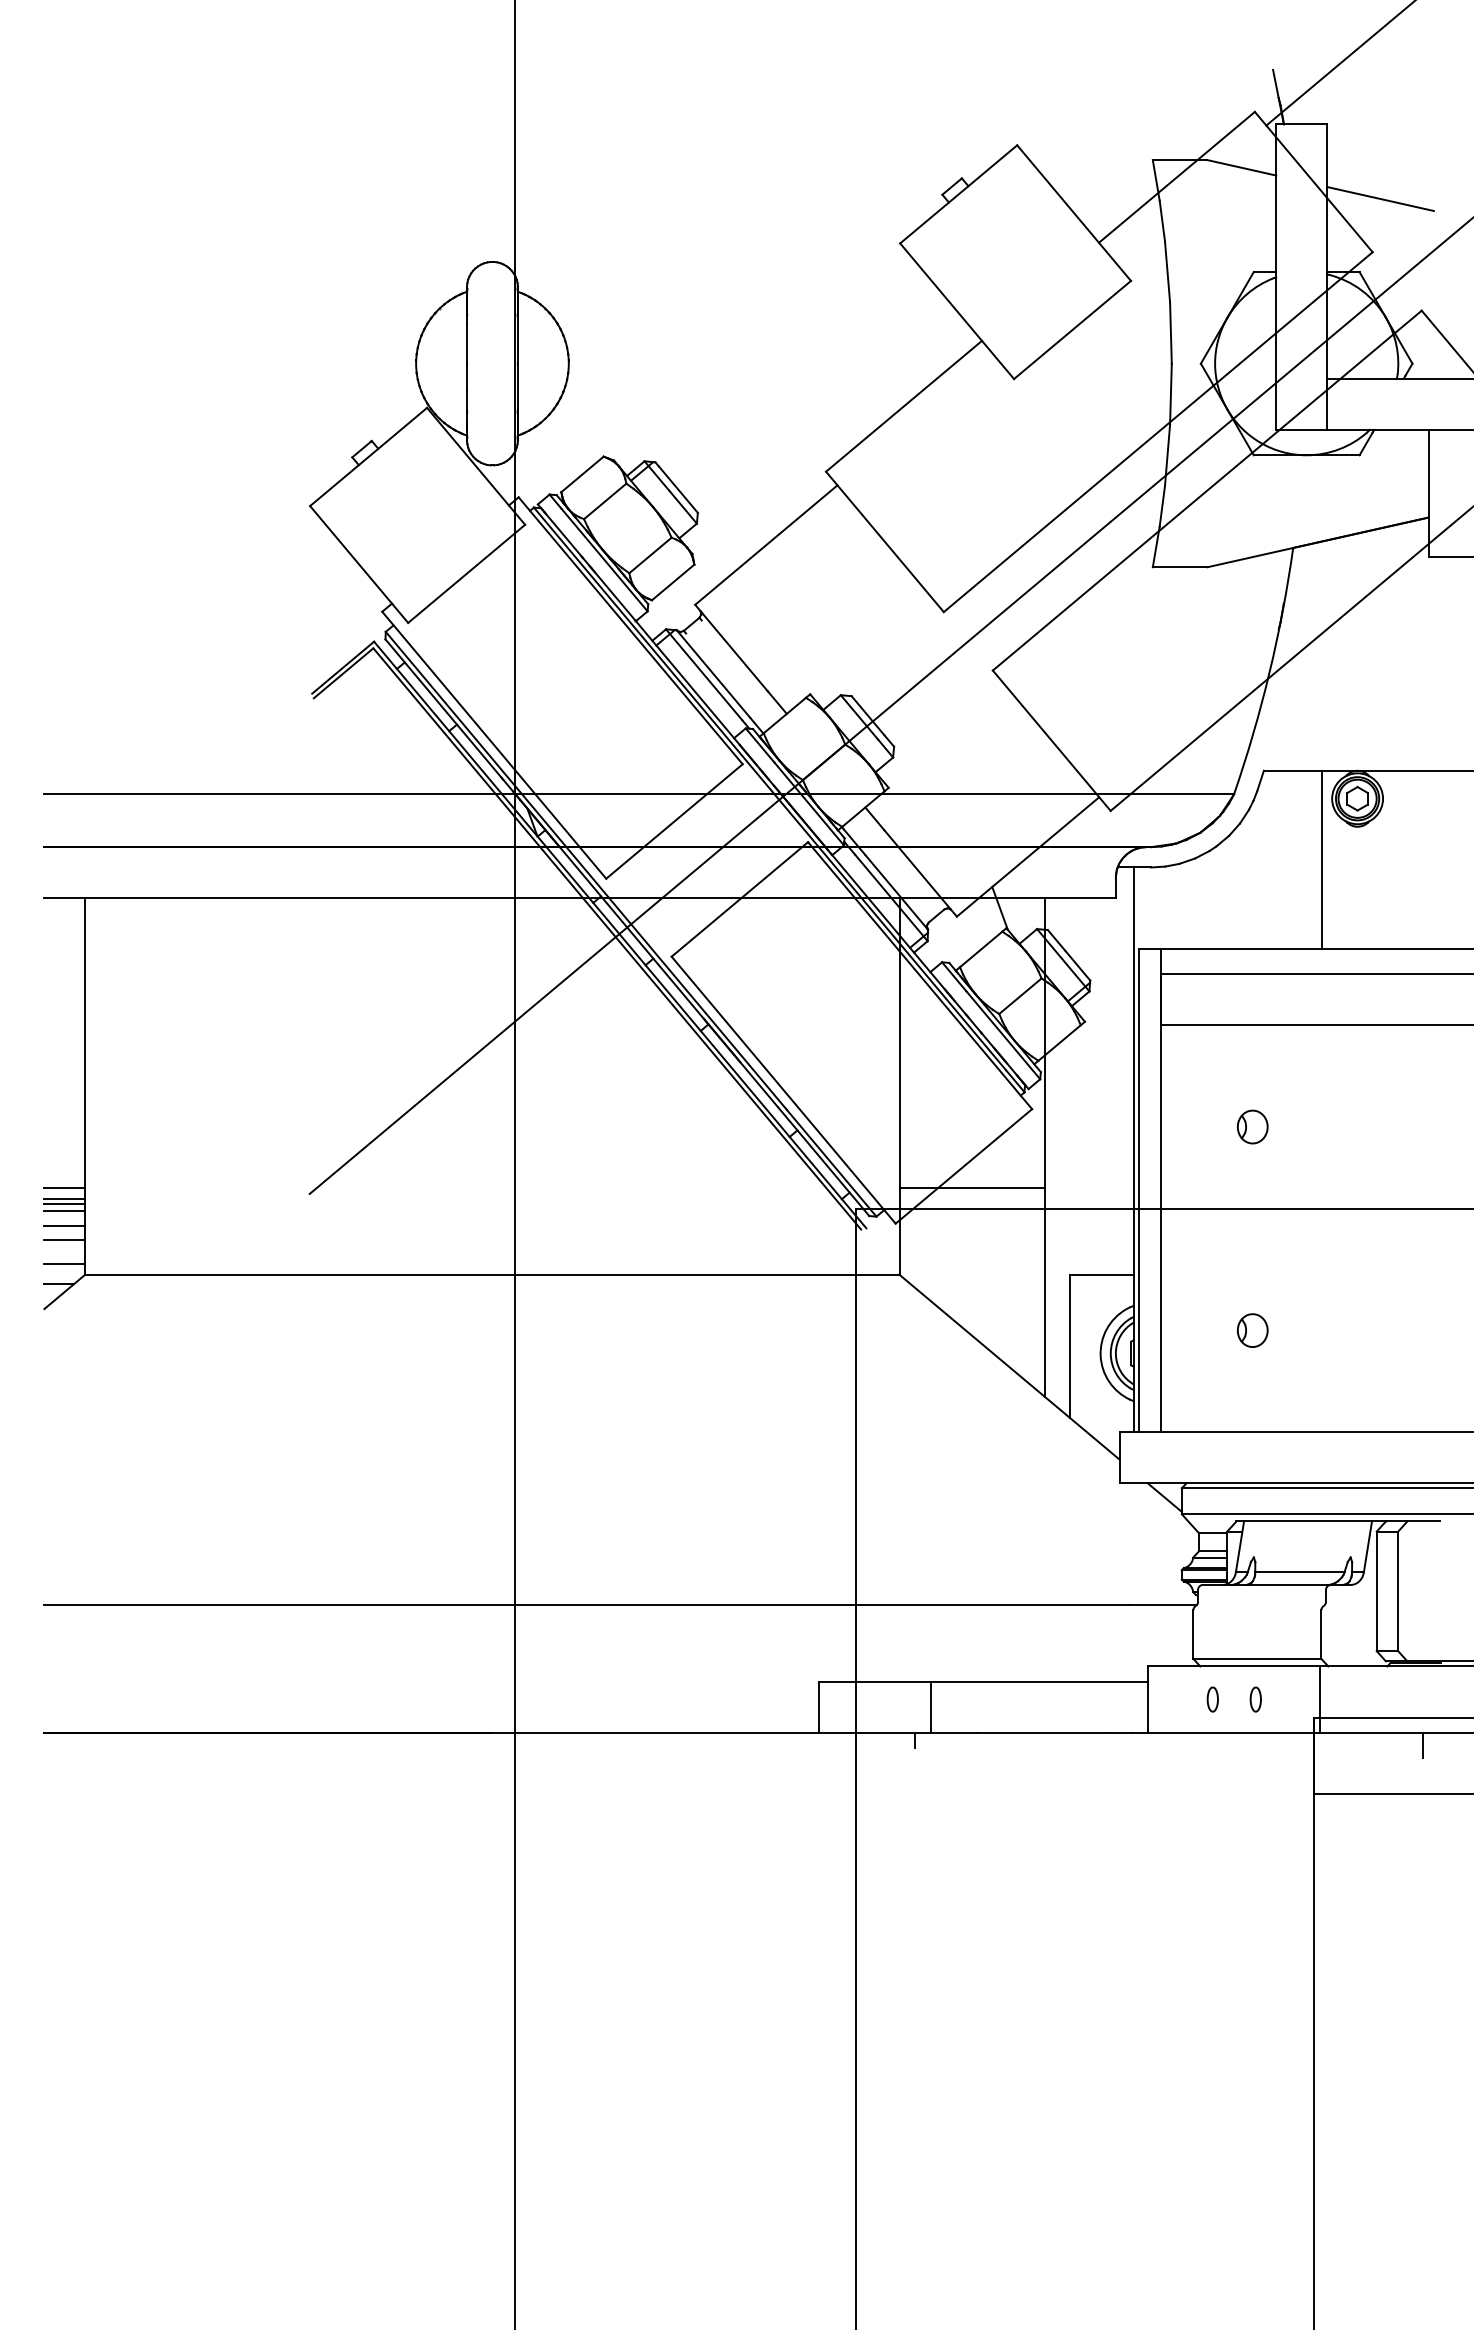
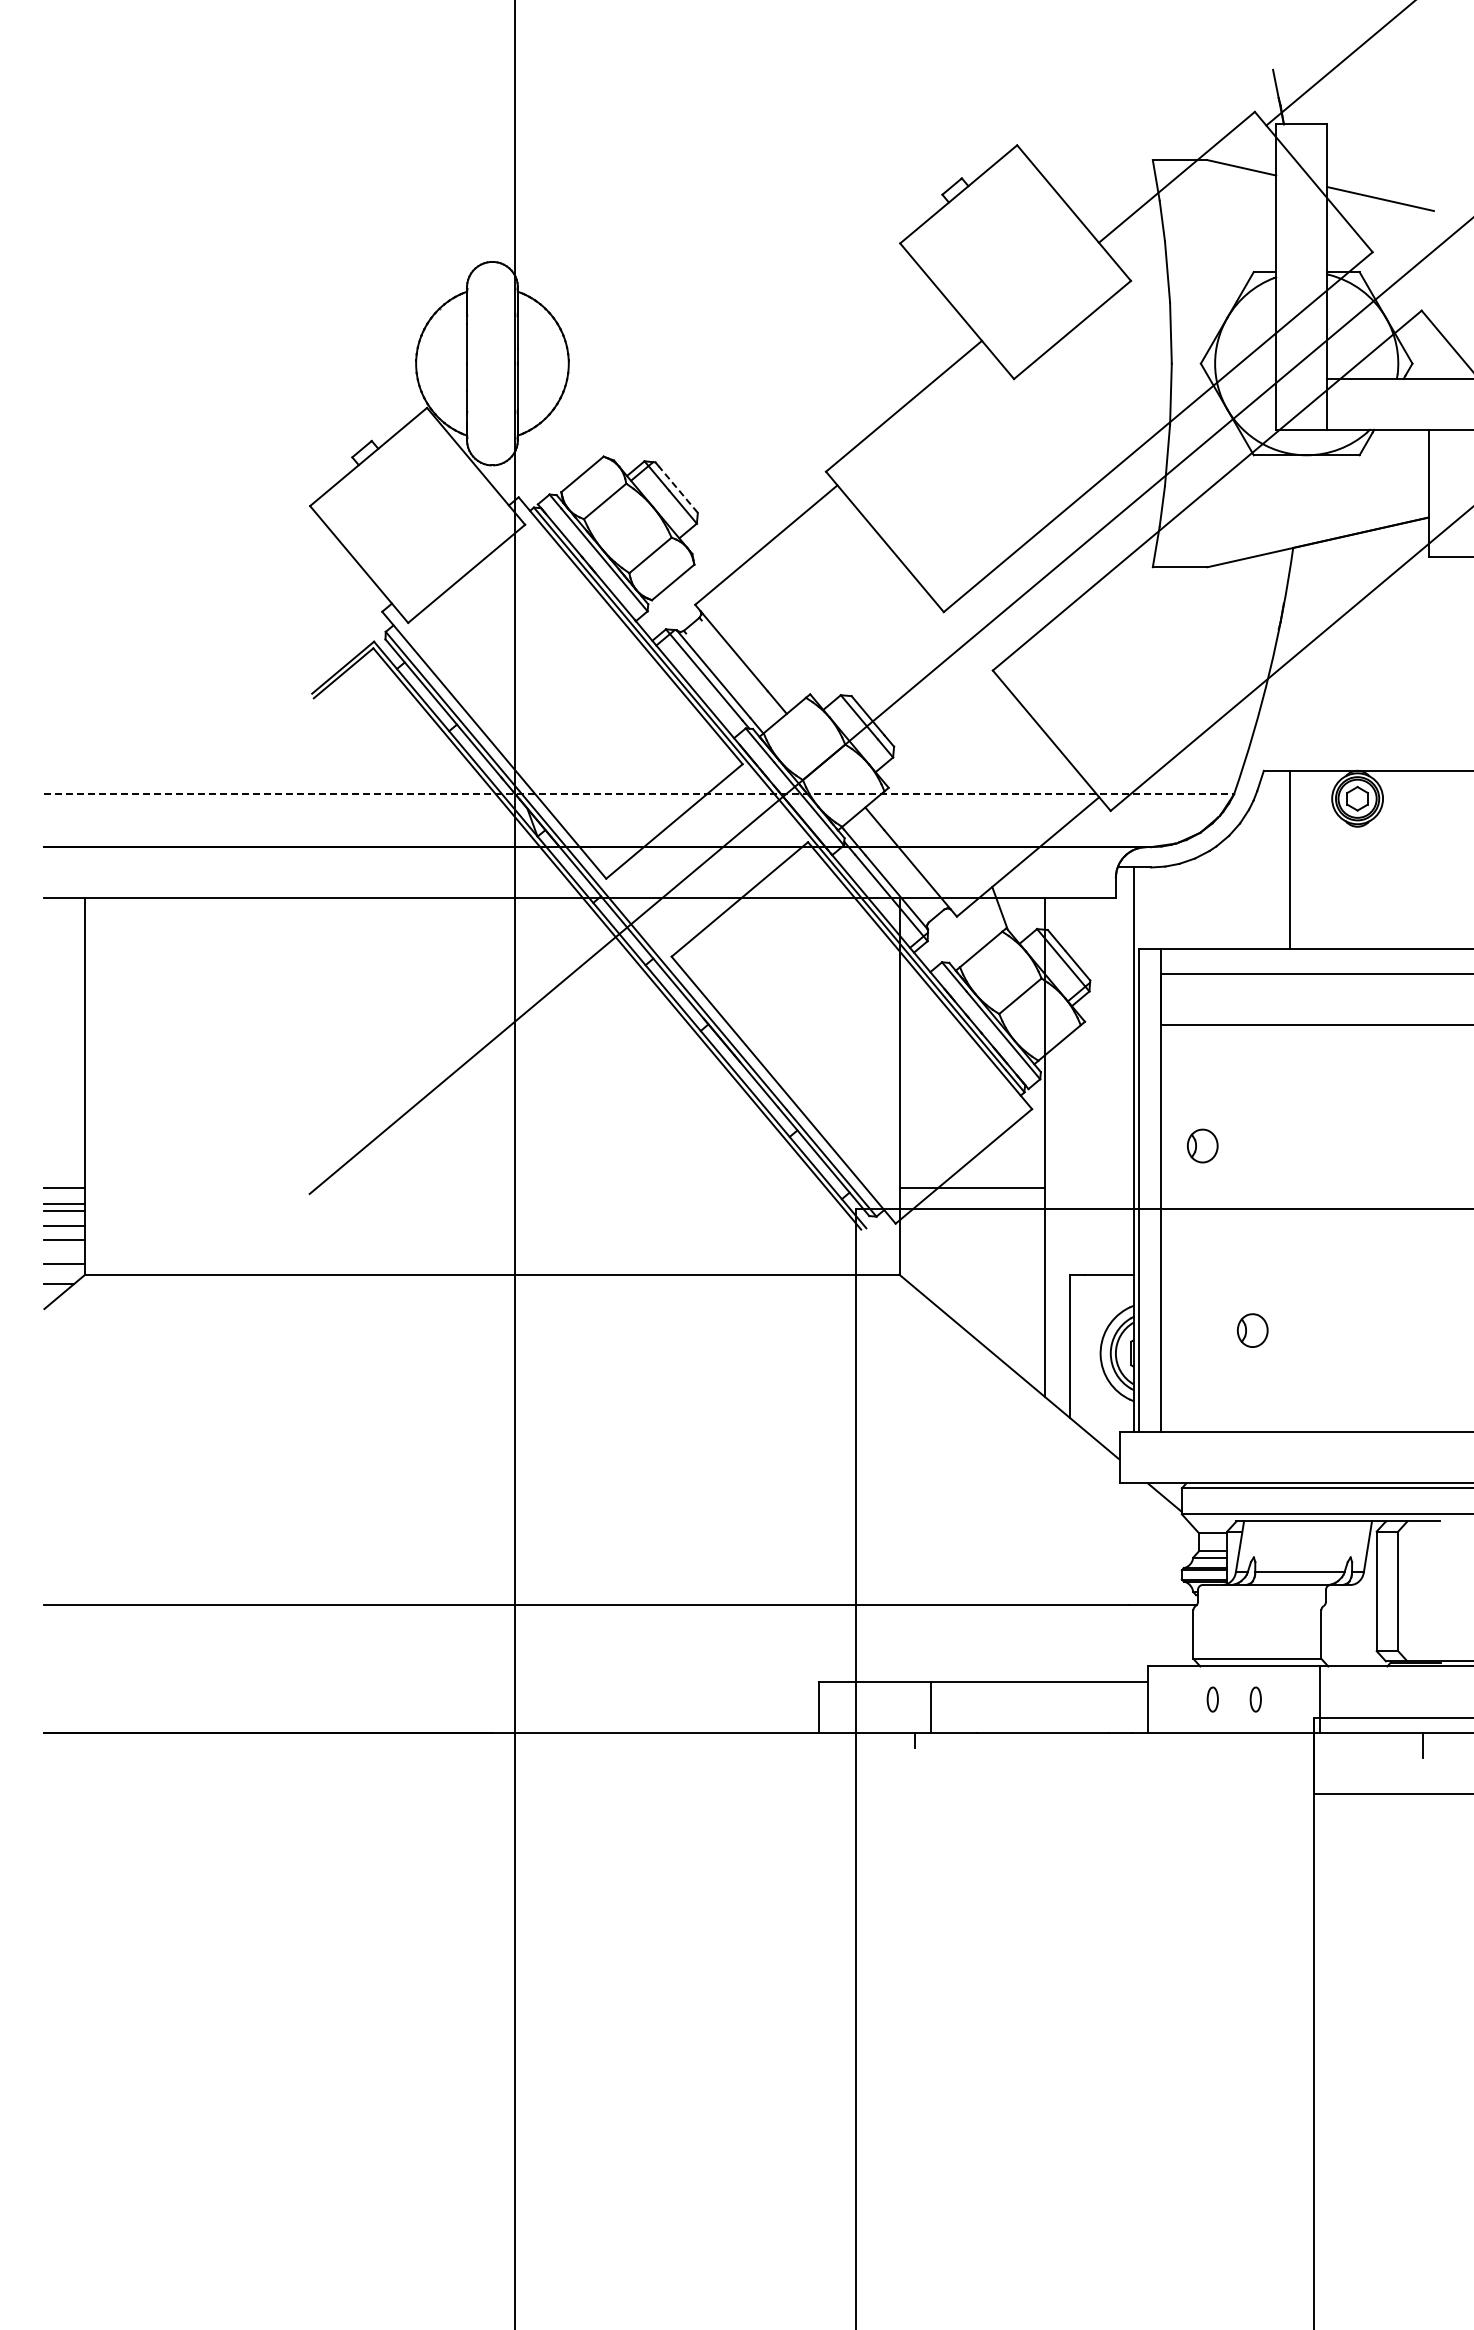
line: solid -> dashed (678, 489)
line: solid -> dashed (639, 794)
line position: (1321, 859) -> (1289, 859) (1289, 859)
part position: (1252, 1126) -> (1202, 1145) (1202, 1145)
line: present -> none (64, 1198)
